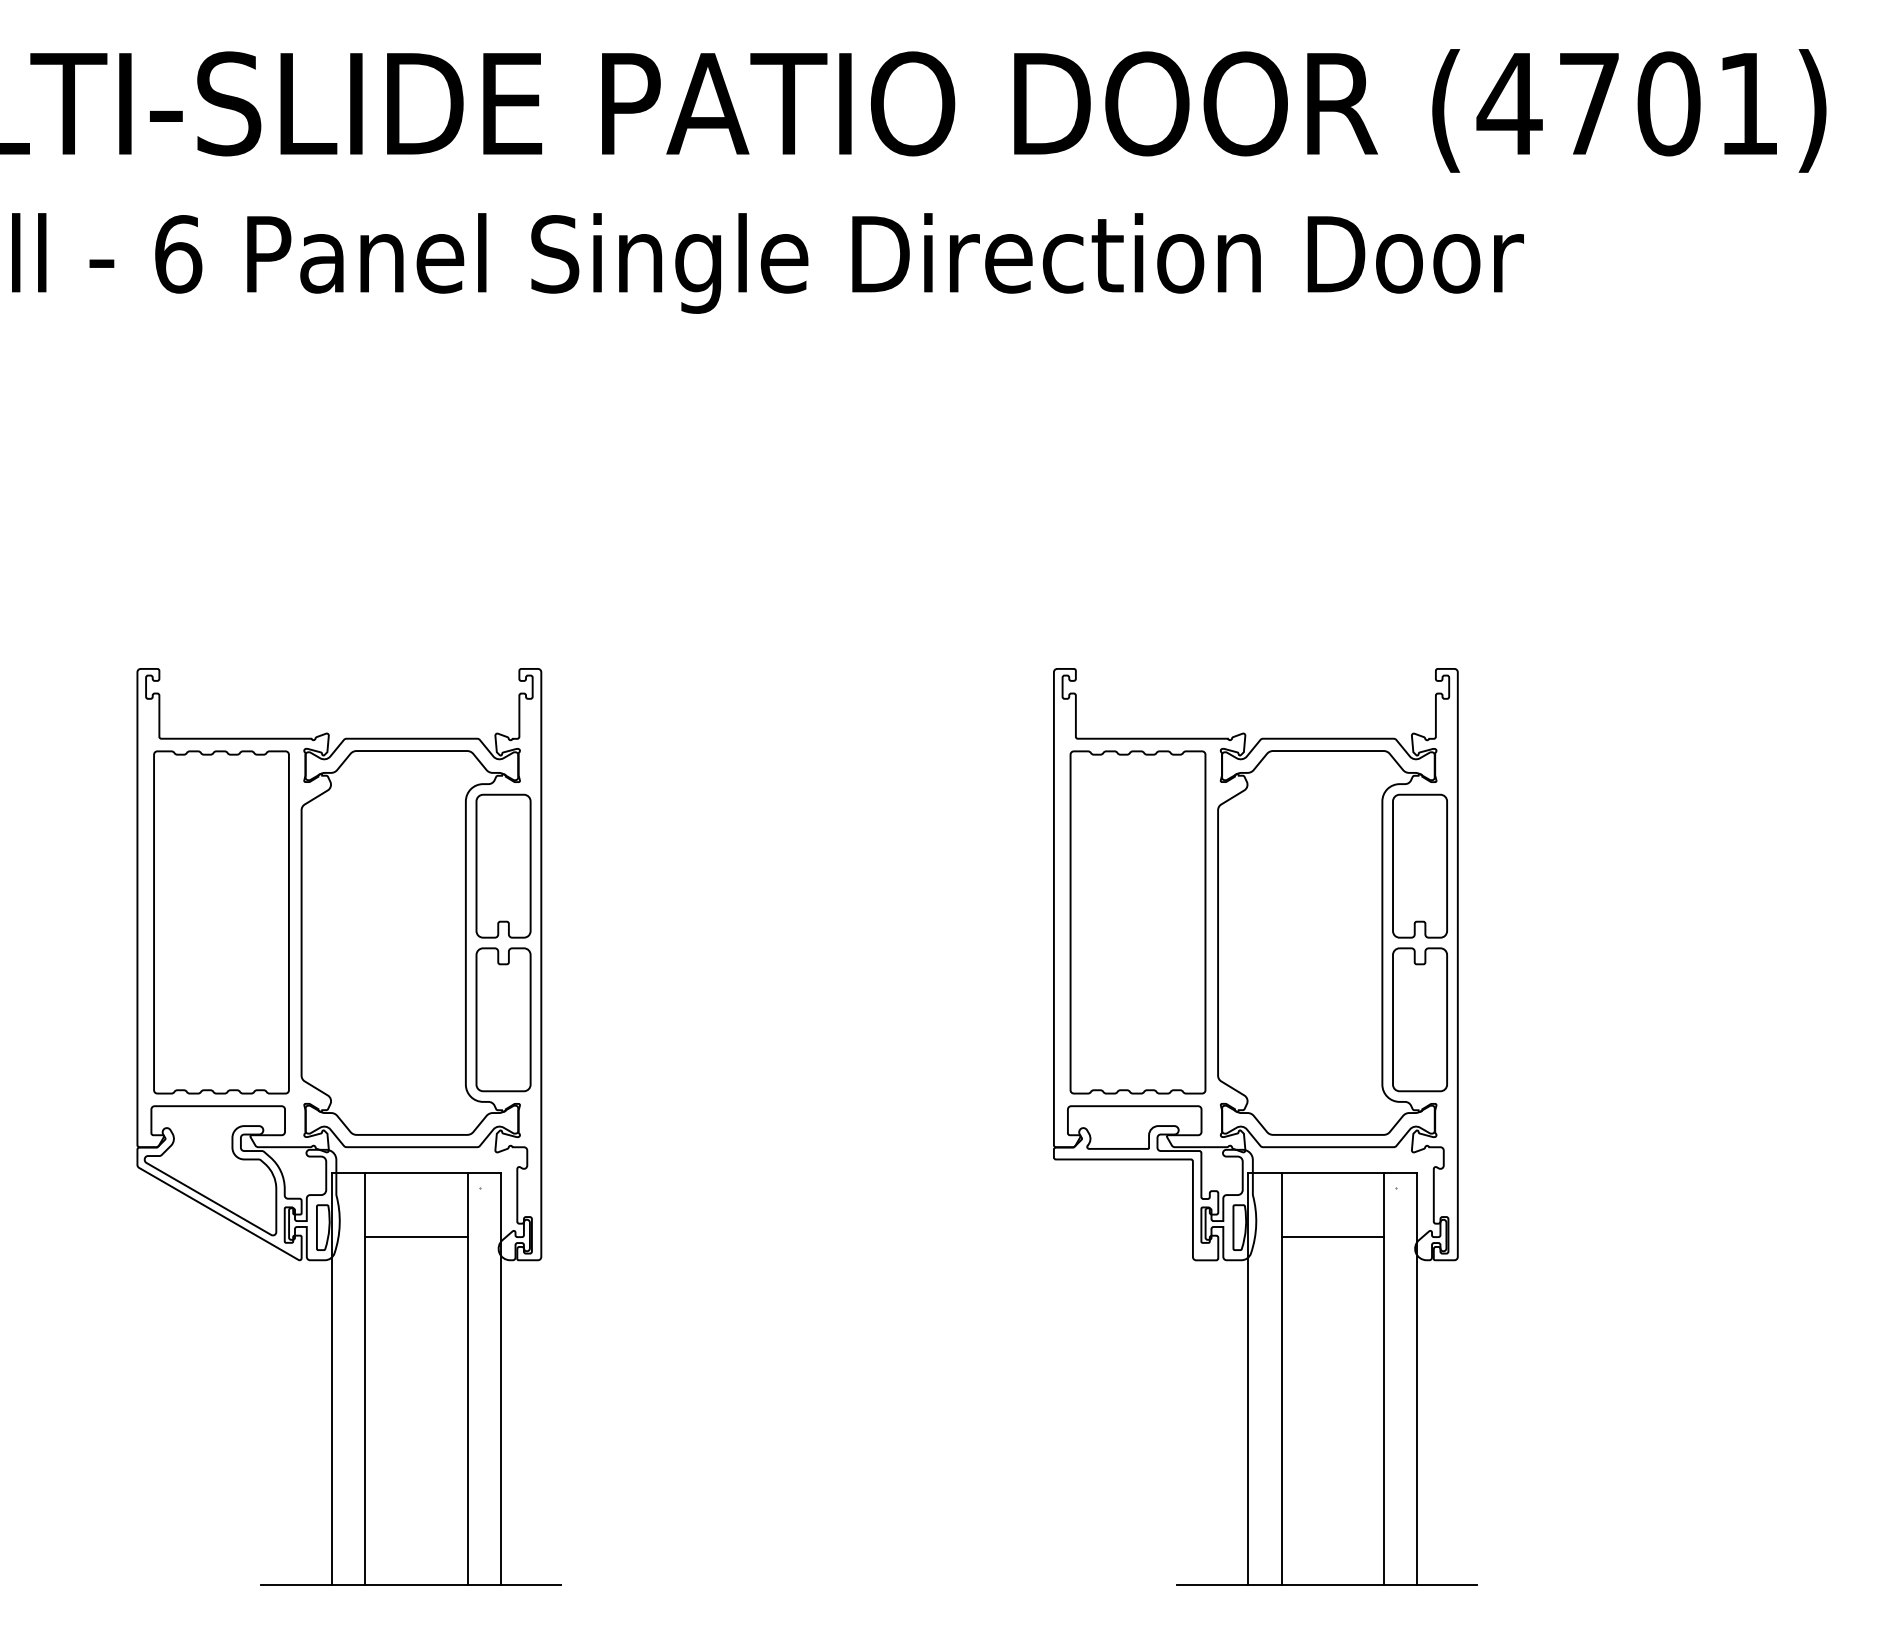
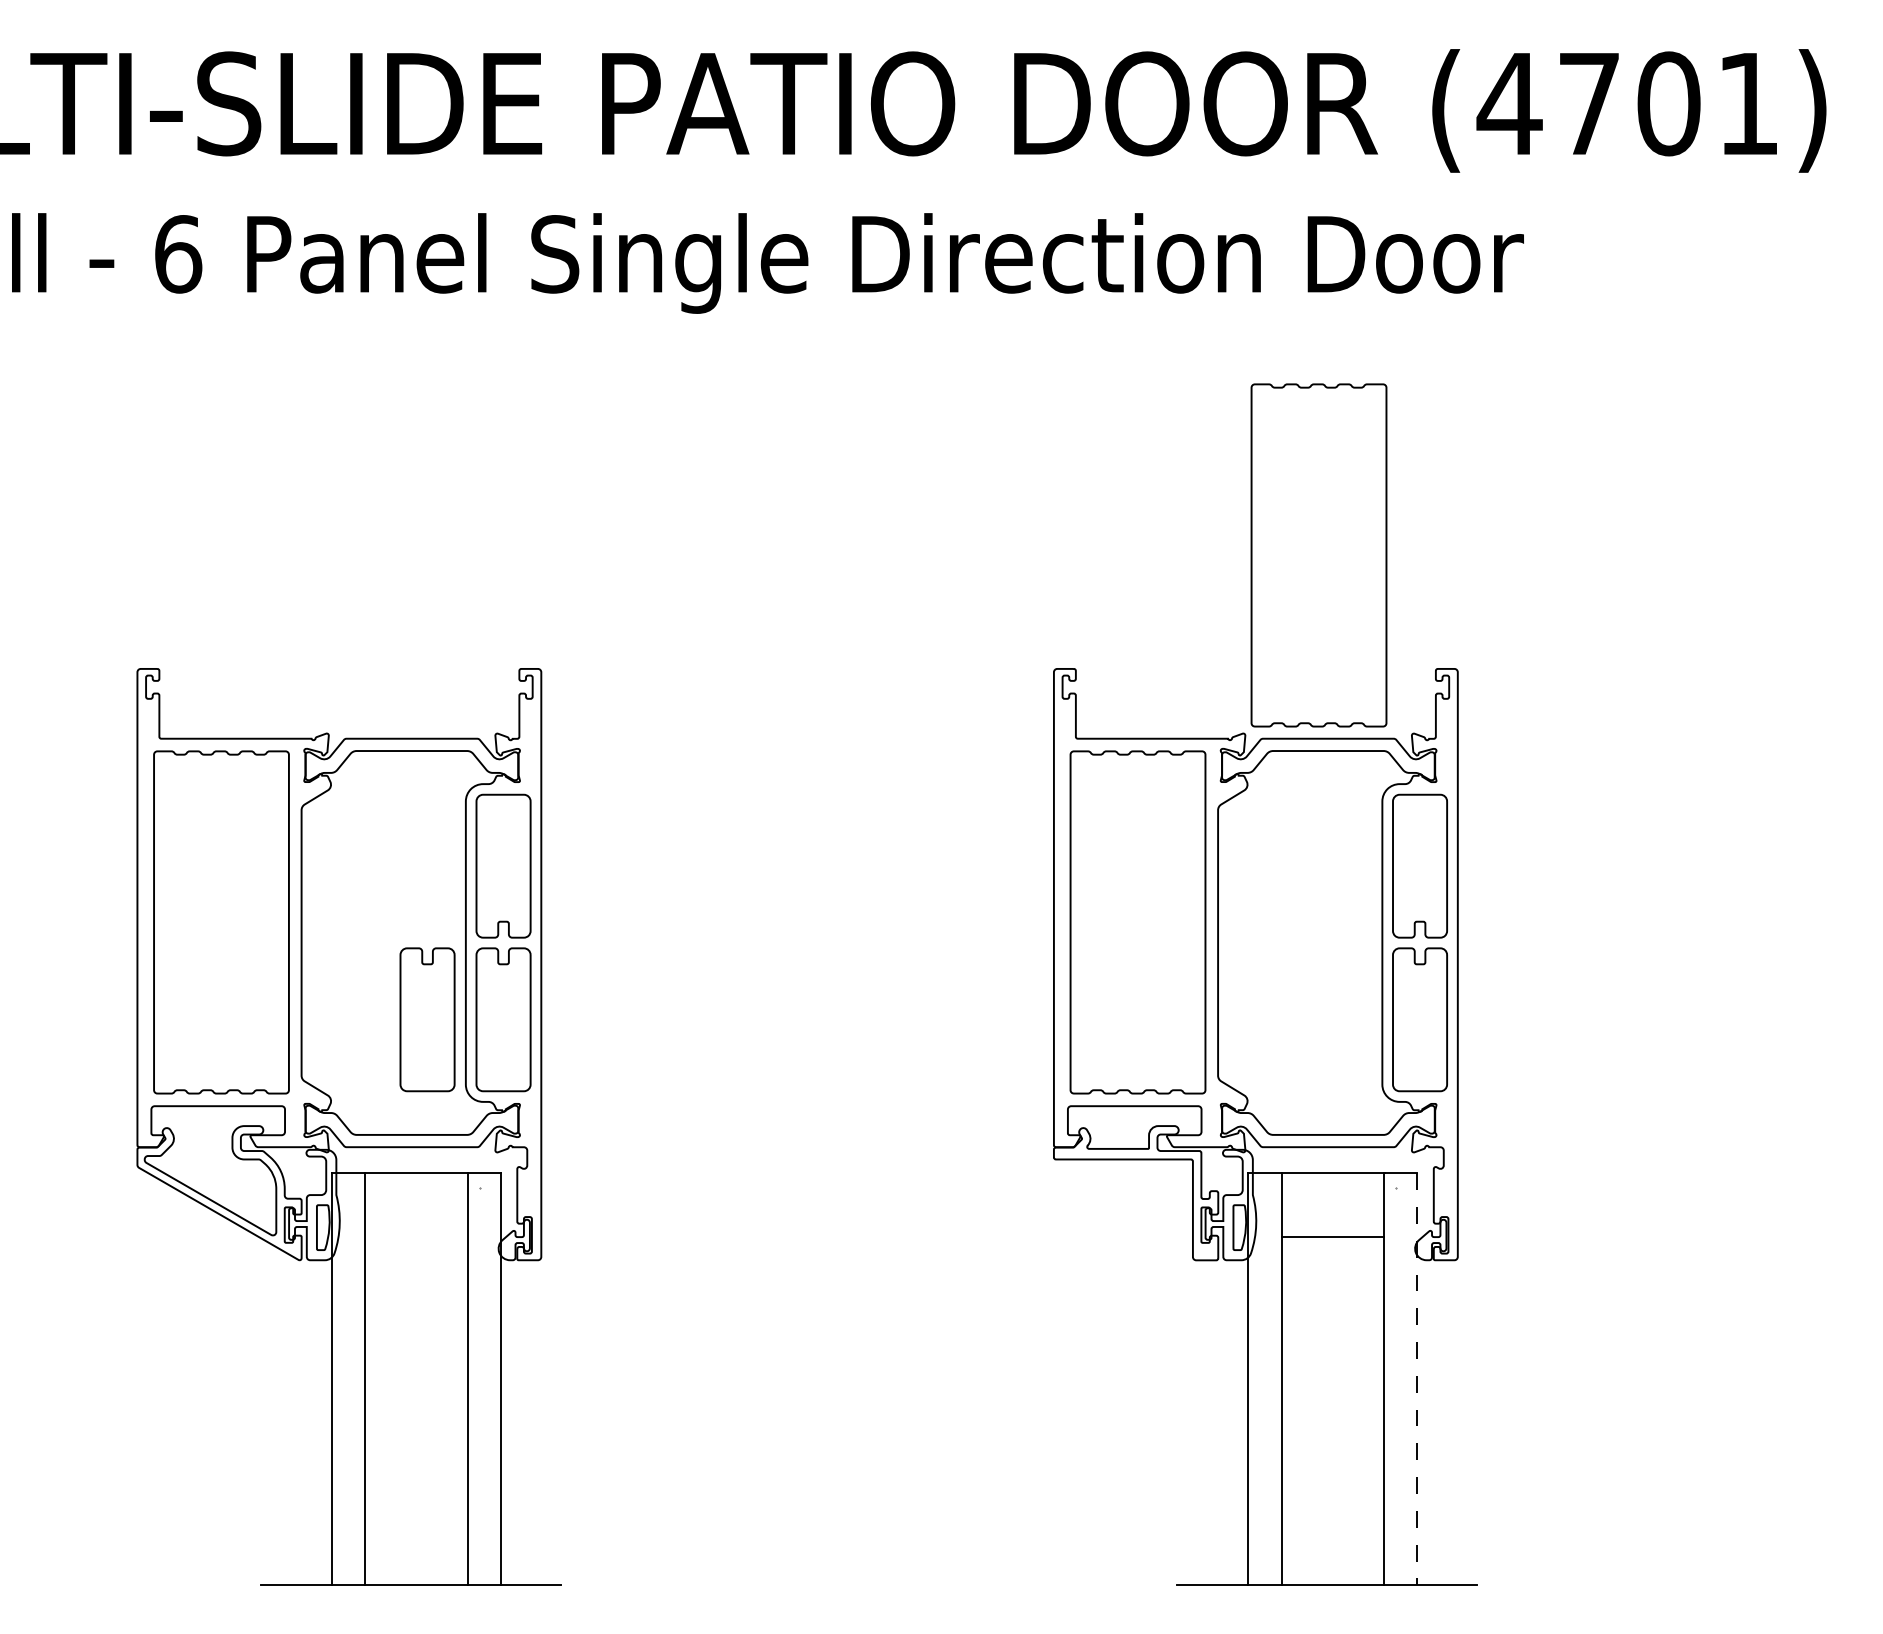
part: none -> present (1318, 555)
part: none -> present (427, 1019)
line: present -> none (416, 1236)
line: solid -> dashed (1417, 1379)
